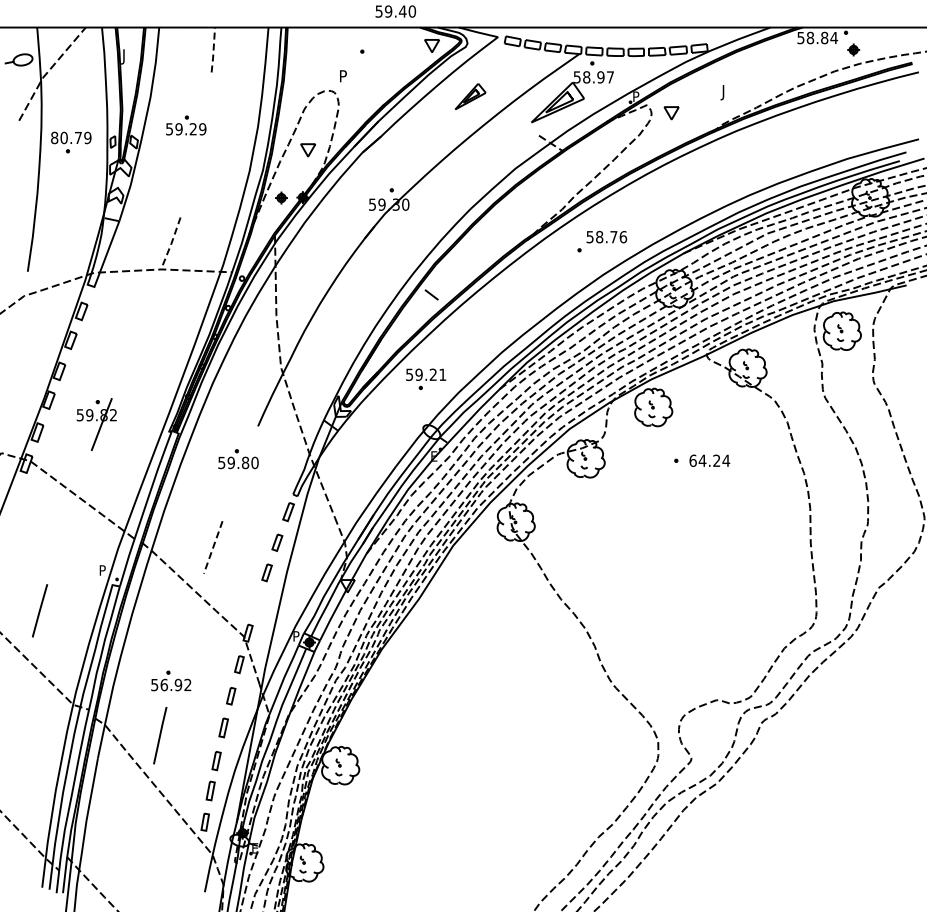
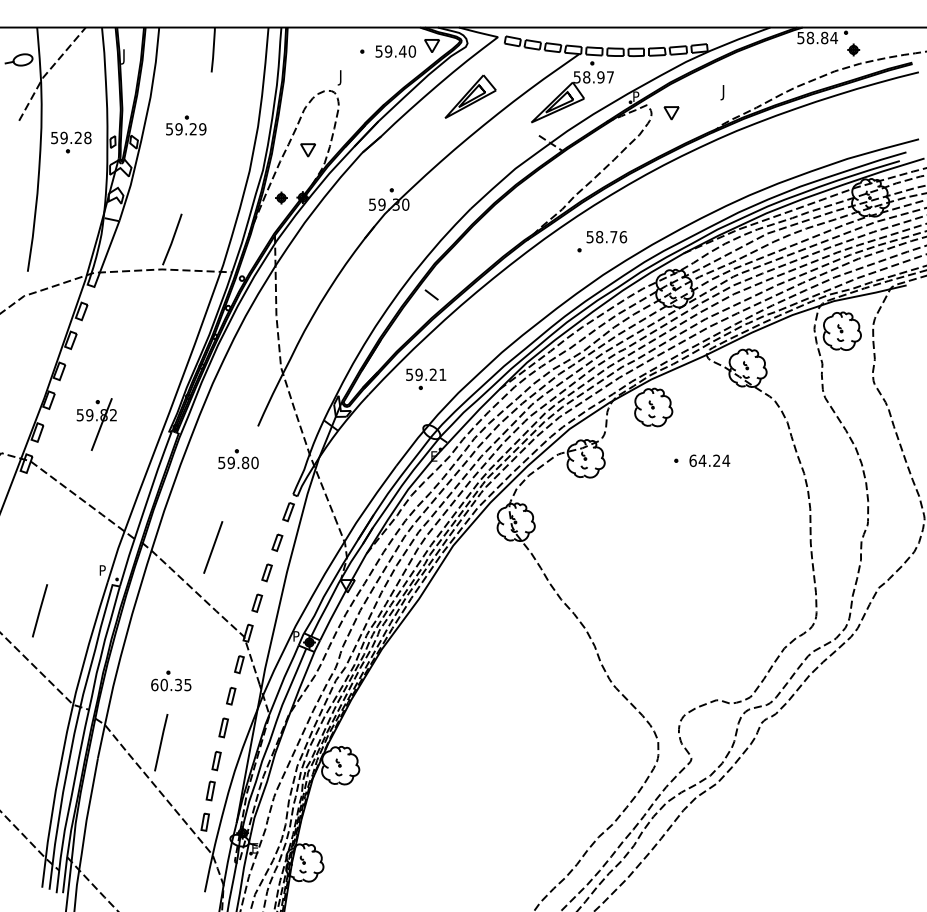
text position: (395, 11) -> (395, 51) (395, 51)
line: dashed -> solid (213, 49)
text: P -> J (341, 77)
part size: 33x28 px -> 53x45 px (470, 96)
text: 80.79 -> 59.28 (71, 137)
line: dashed -> solid (172, 239)
line: dashed -> solid (213, 547)
part: none -> present (257, 602)
text: 56.92 -> 60.35 (171, 684)
line position: (160, 735) -> (161, 742) (161, 742)
